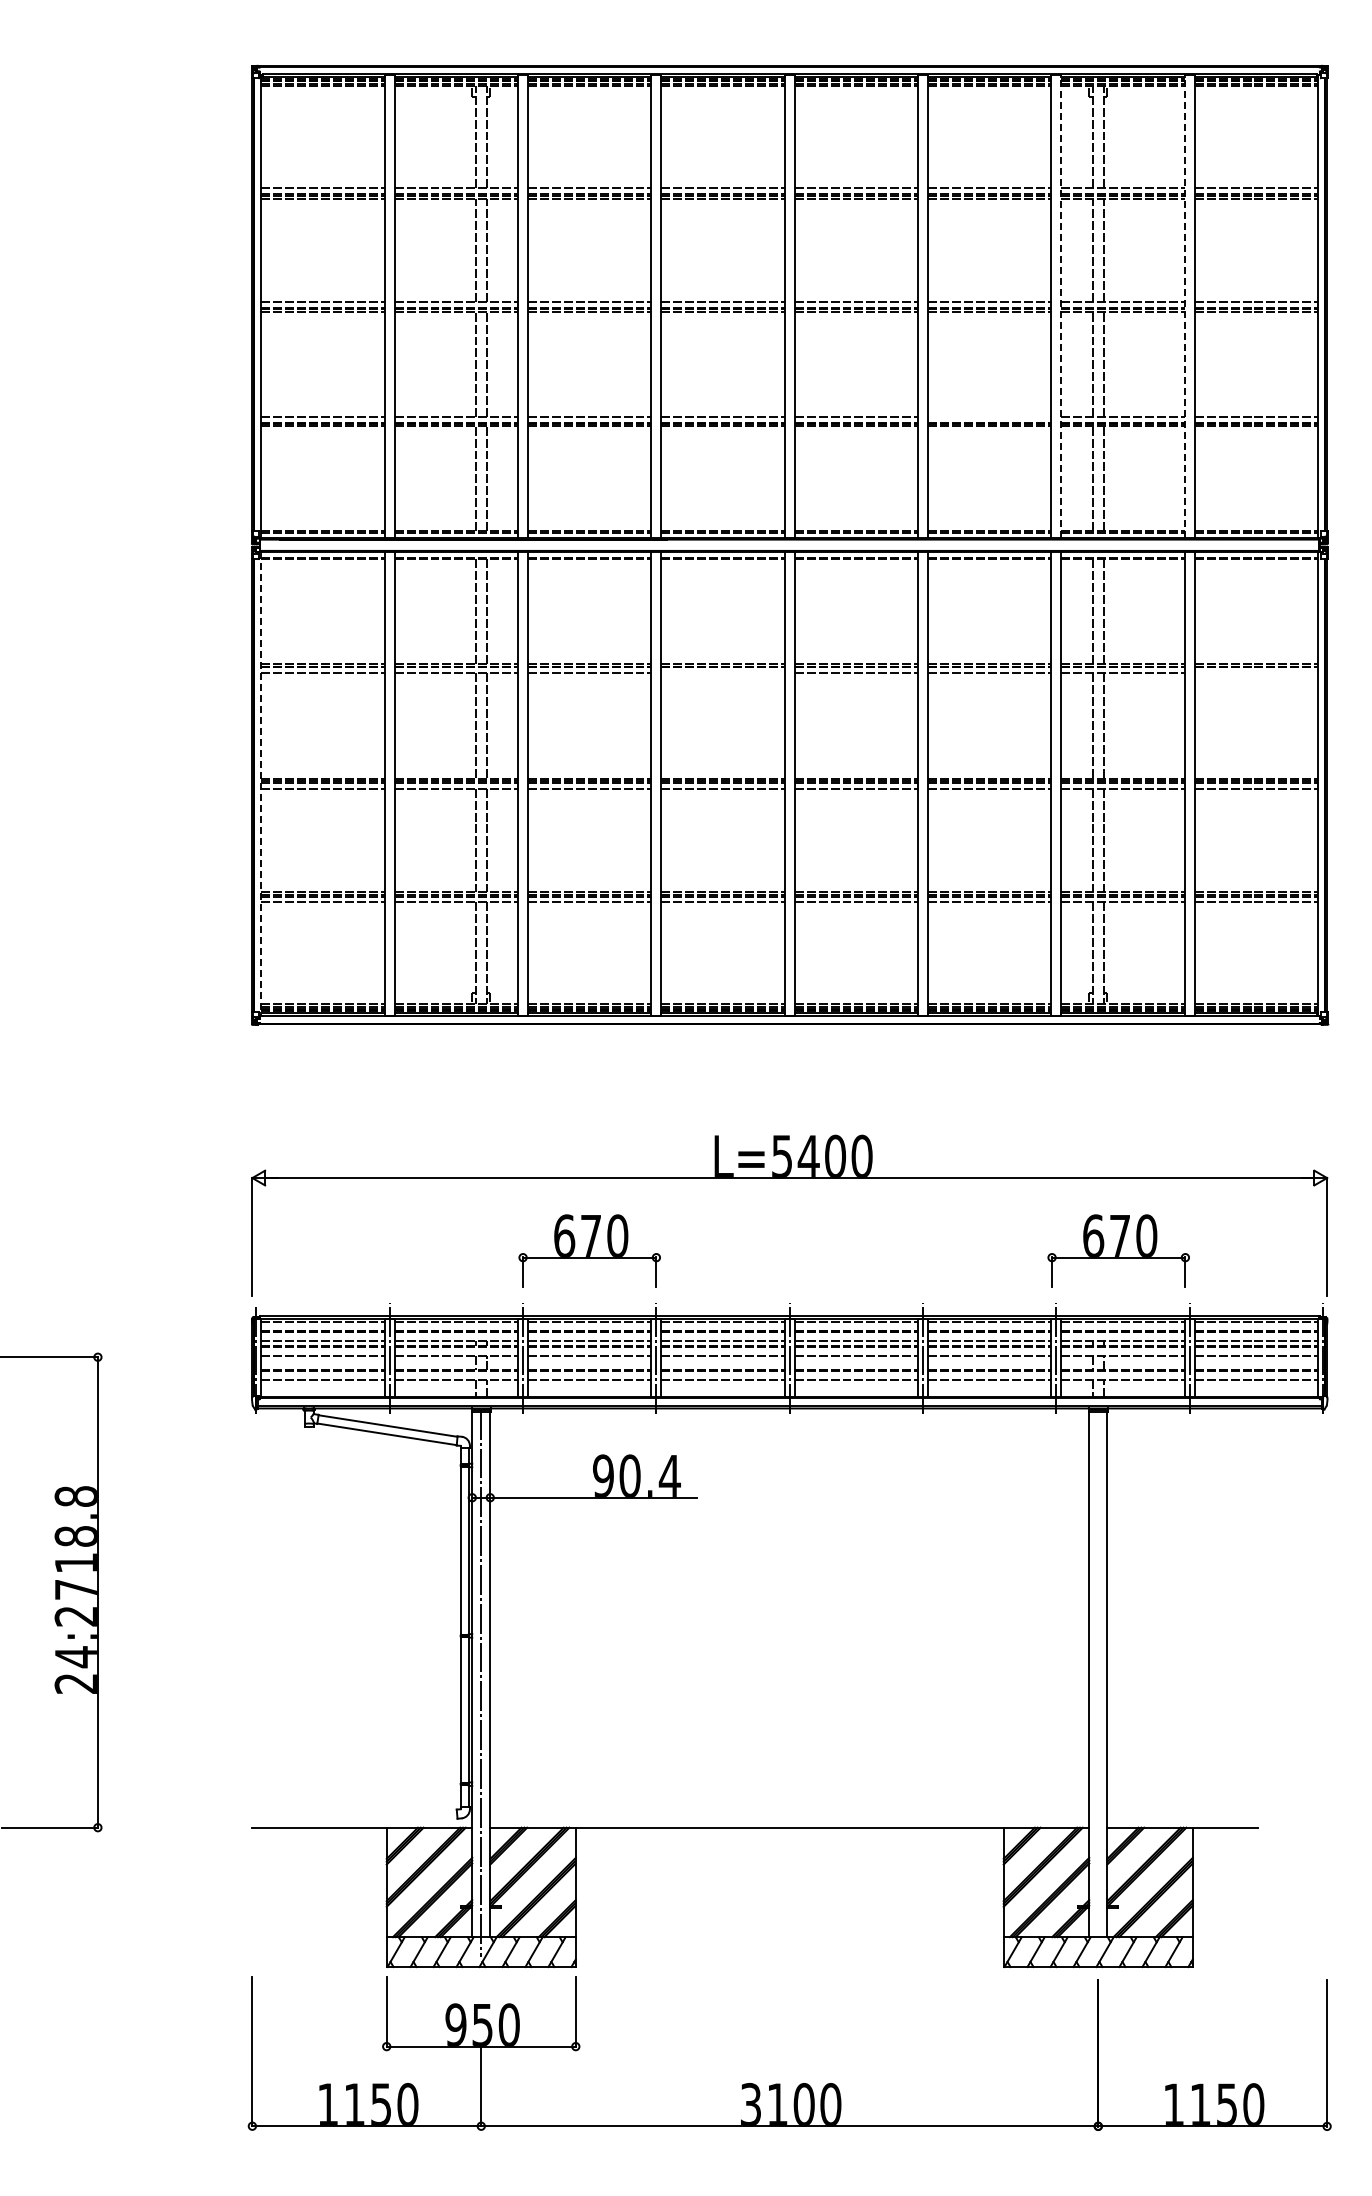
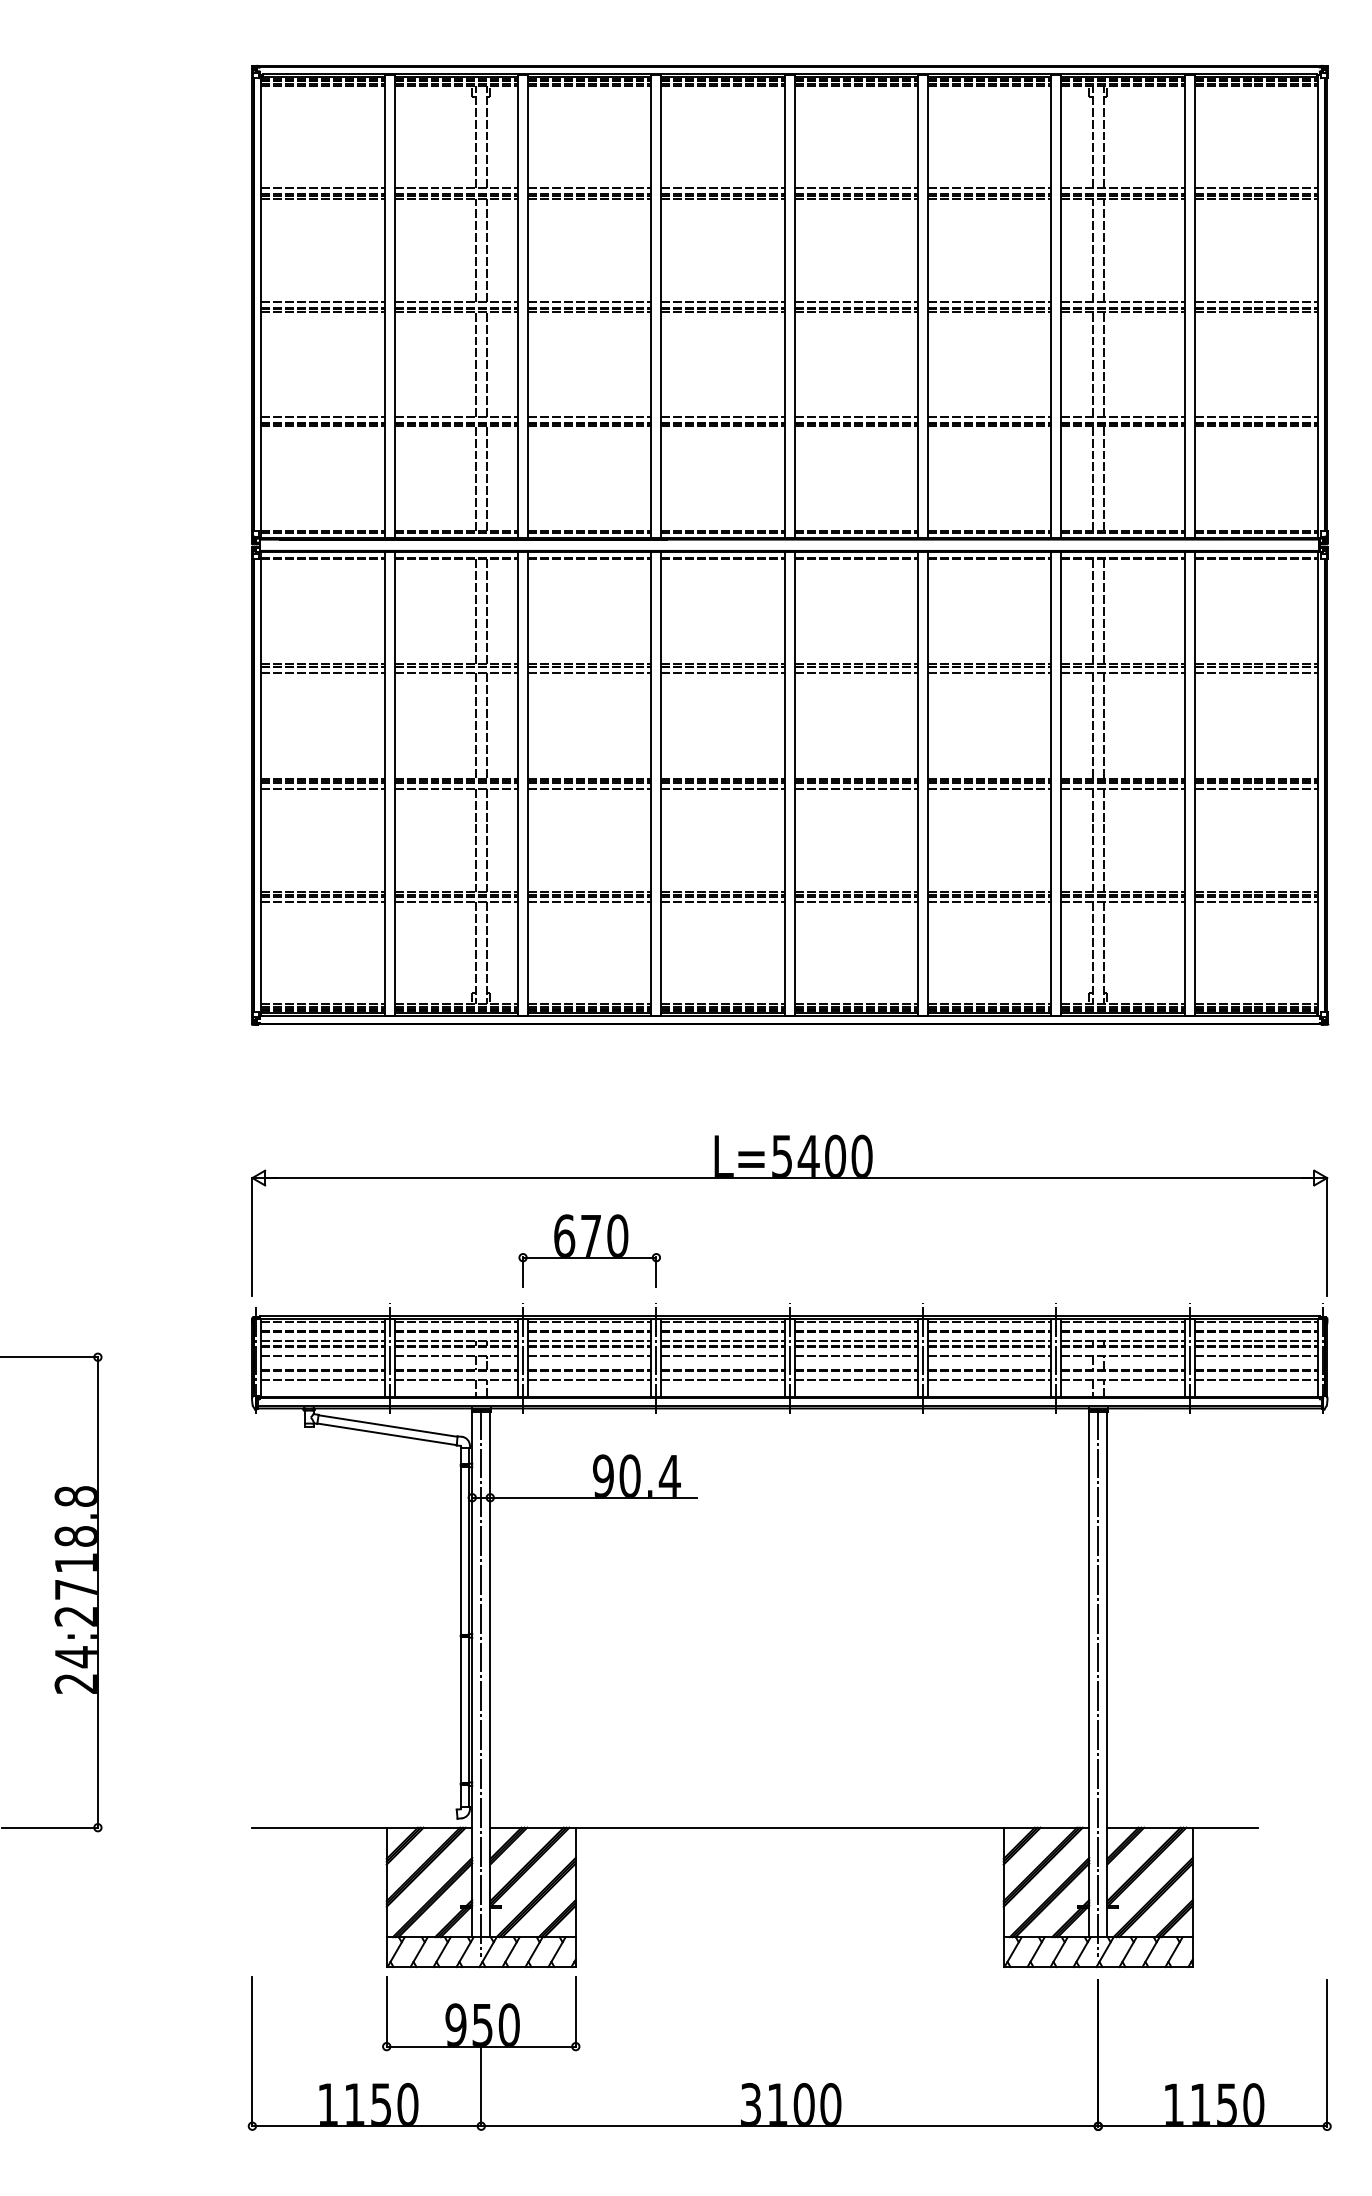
line: dashed -> solid (1061, 306)
line: dashed -> solid (1184, 306)
line: none -> present (989, 417)
line: none -> present (722, 673)
line: none -> present (1256, 673)
line: dashed -> solid (261, 784)
part: present -> none (1118, 1250)
line: none -> present (1098, 1683)
